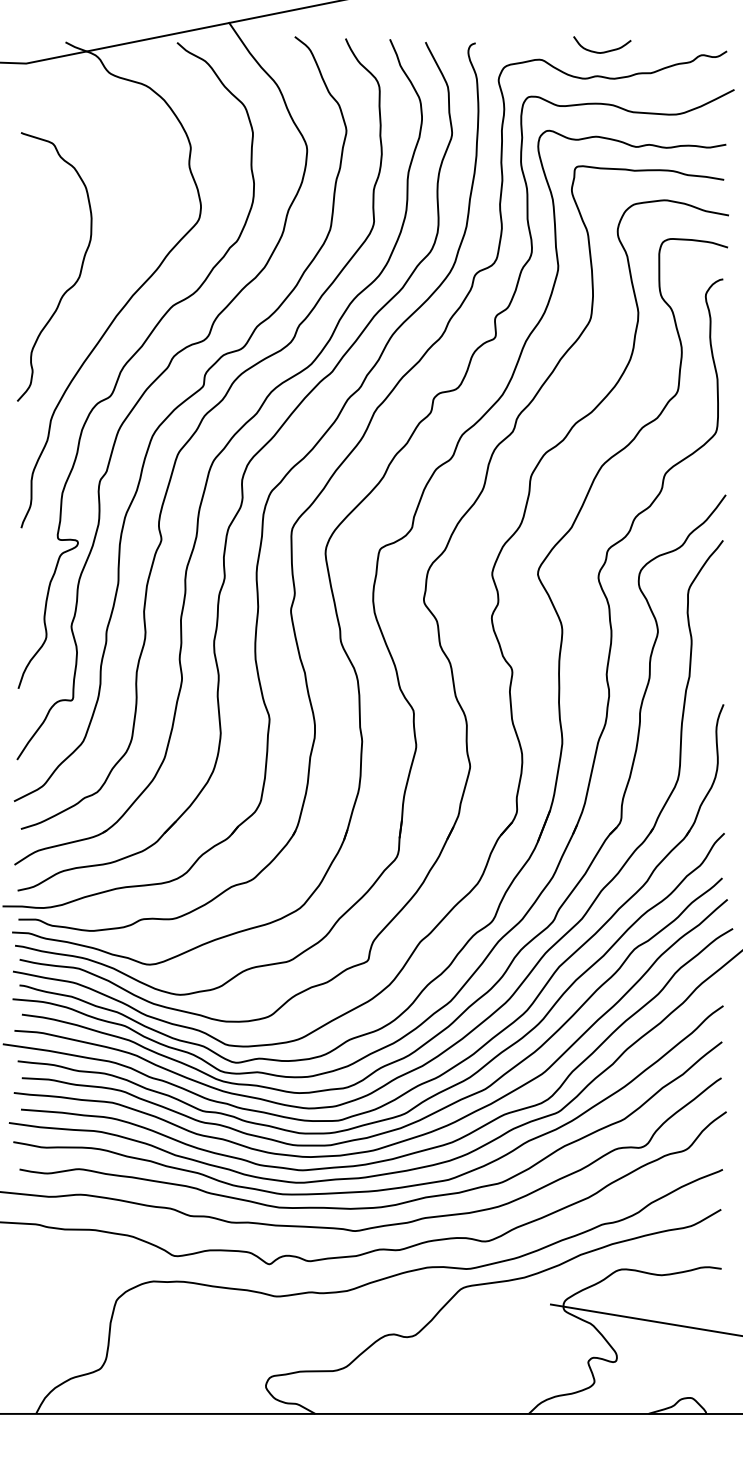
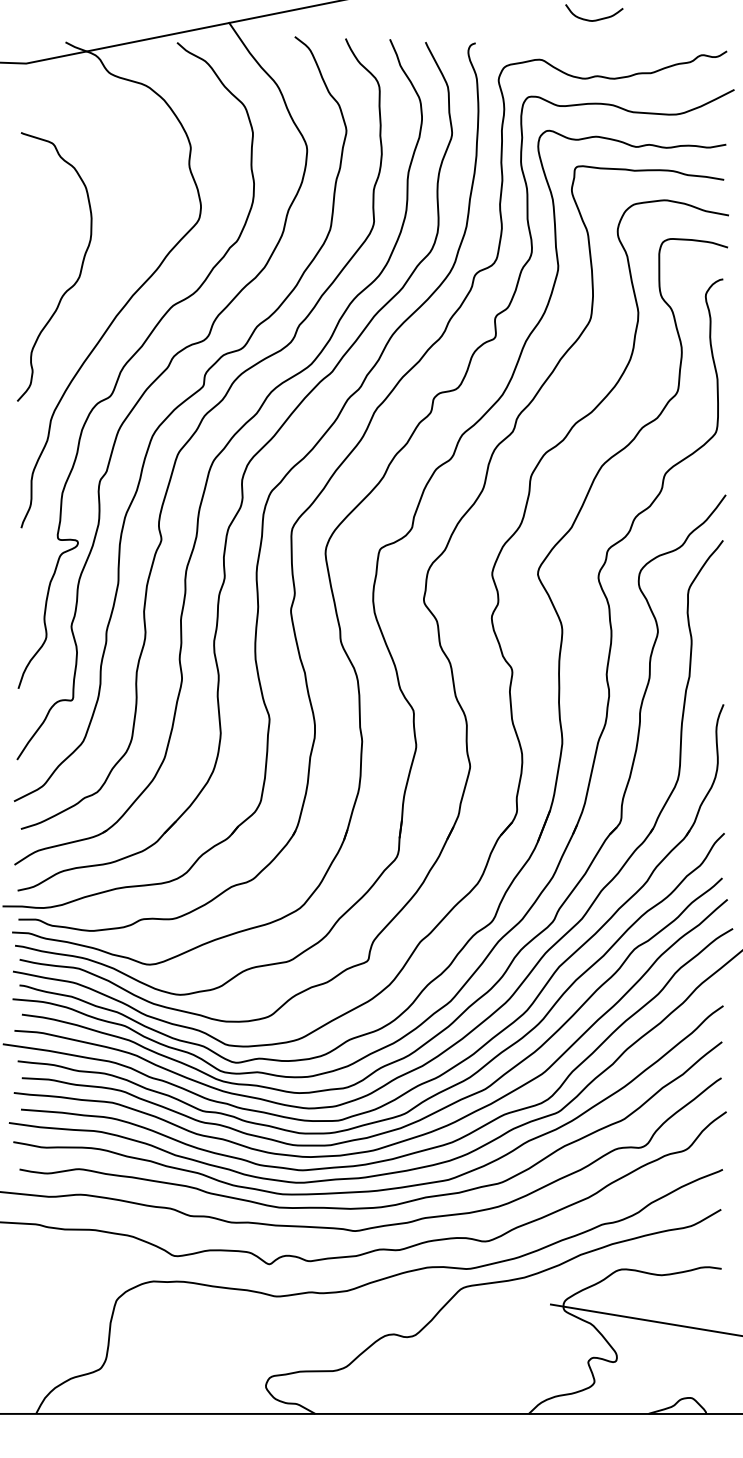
curve position: (602, 51) -> (594, 19) (594, 19)
